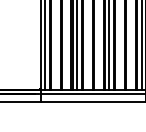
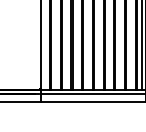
line: present -> none (45, 46)
line: present -> none (77, 46)
line: present -> none (109, 46)
